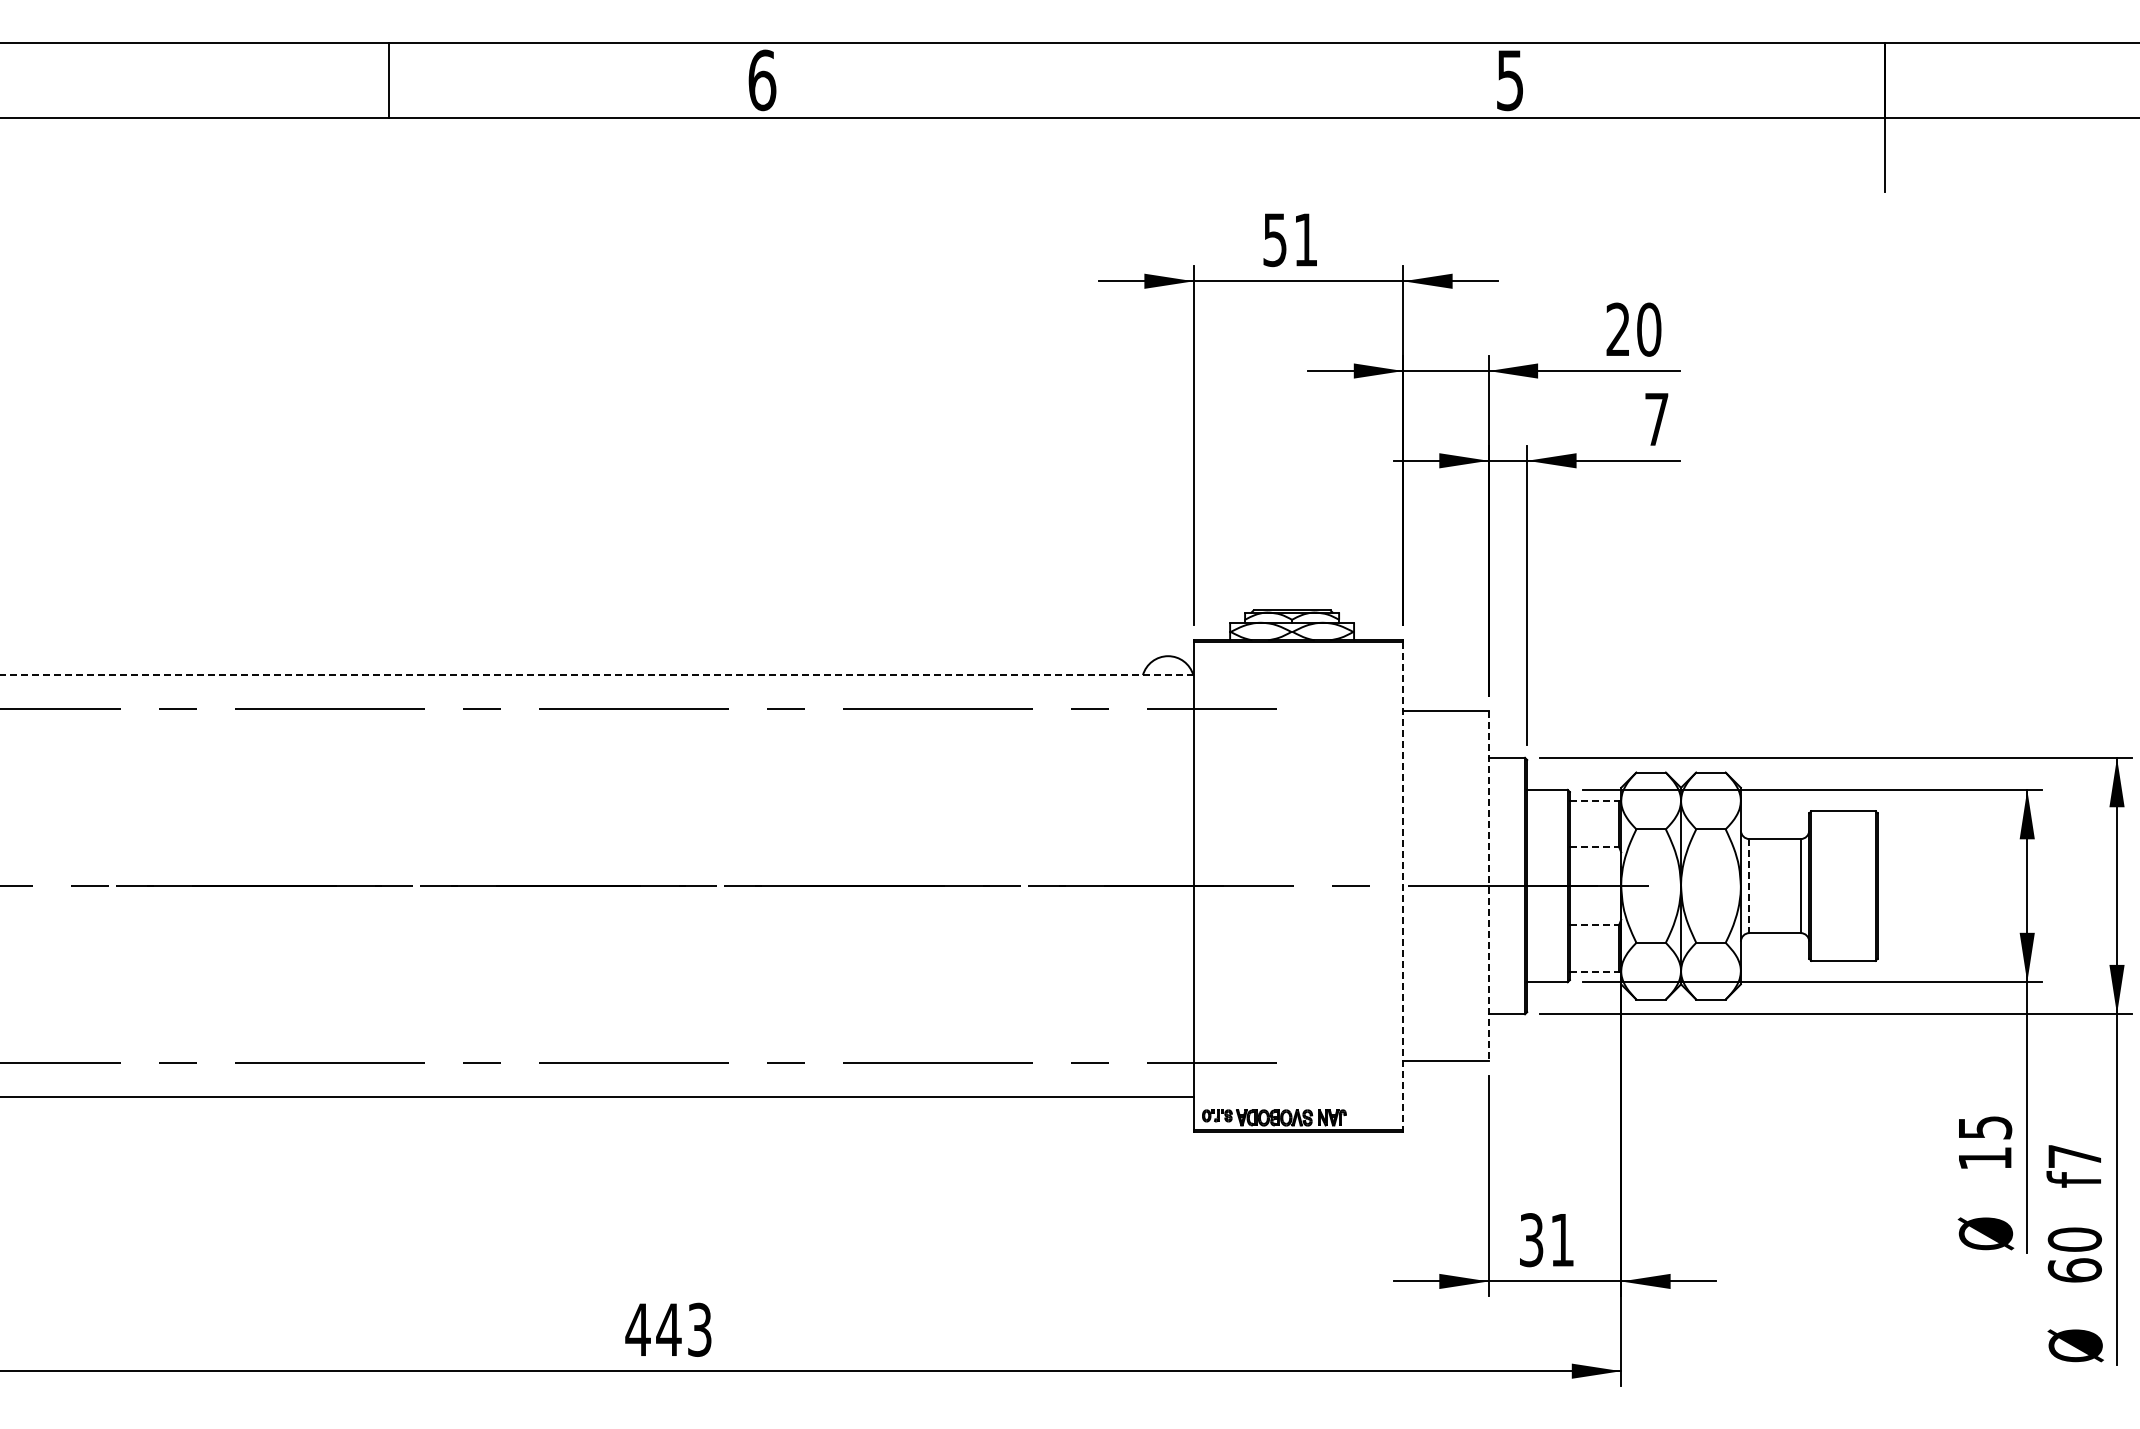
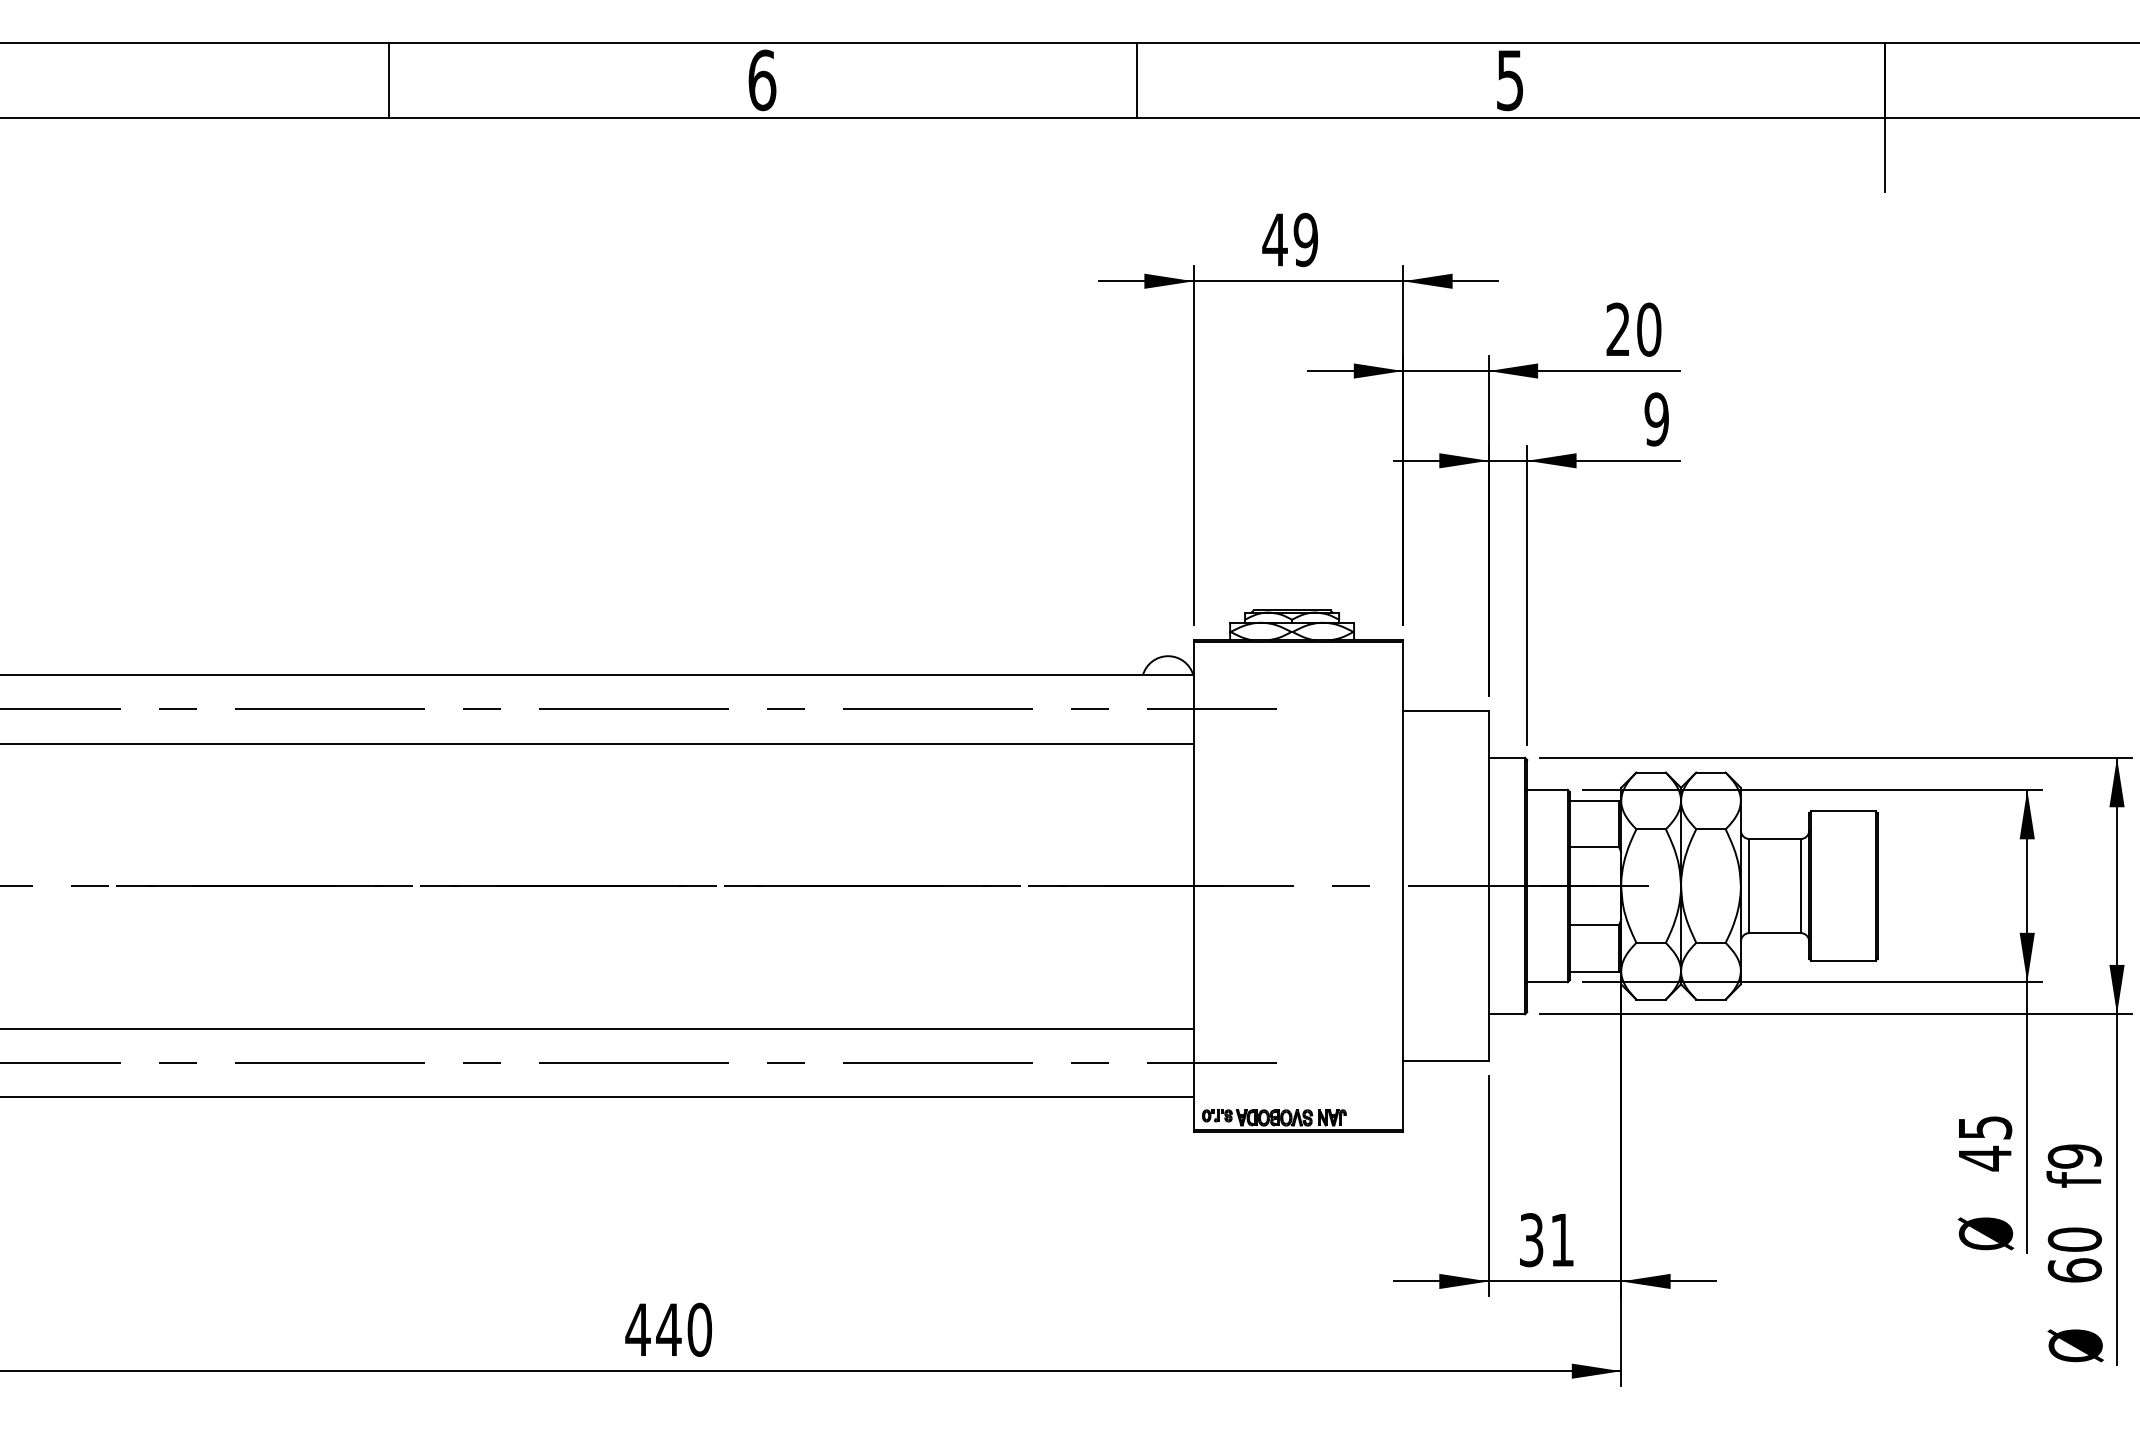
line: none -> present (1136, 79)
text: 51 -> 49 (1289, 239)
text: 7 -> 9 (1656, 419)
line: dashed -> solid (597, 675)
line: none -> present (597, 743)
line: dashed -> solid (1594, 800)
line: dashed -> solid (1594, 846)
line: dashed -> solid (1403, 886)
line: dashed -> solid (1488, 886)
line: dashed -> solid (1749, 886)
line: dashed -> solid (1594, 925)
line: dashed -> solid (1594, 971)
line: none -> present (597, 1028)
text: f7 -> f9 (2074, 1156)
text: 15 -> 45 (1985, 1158)
text: 443 -> 440 (699, 1329)
